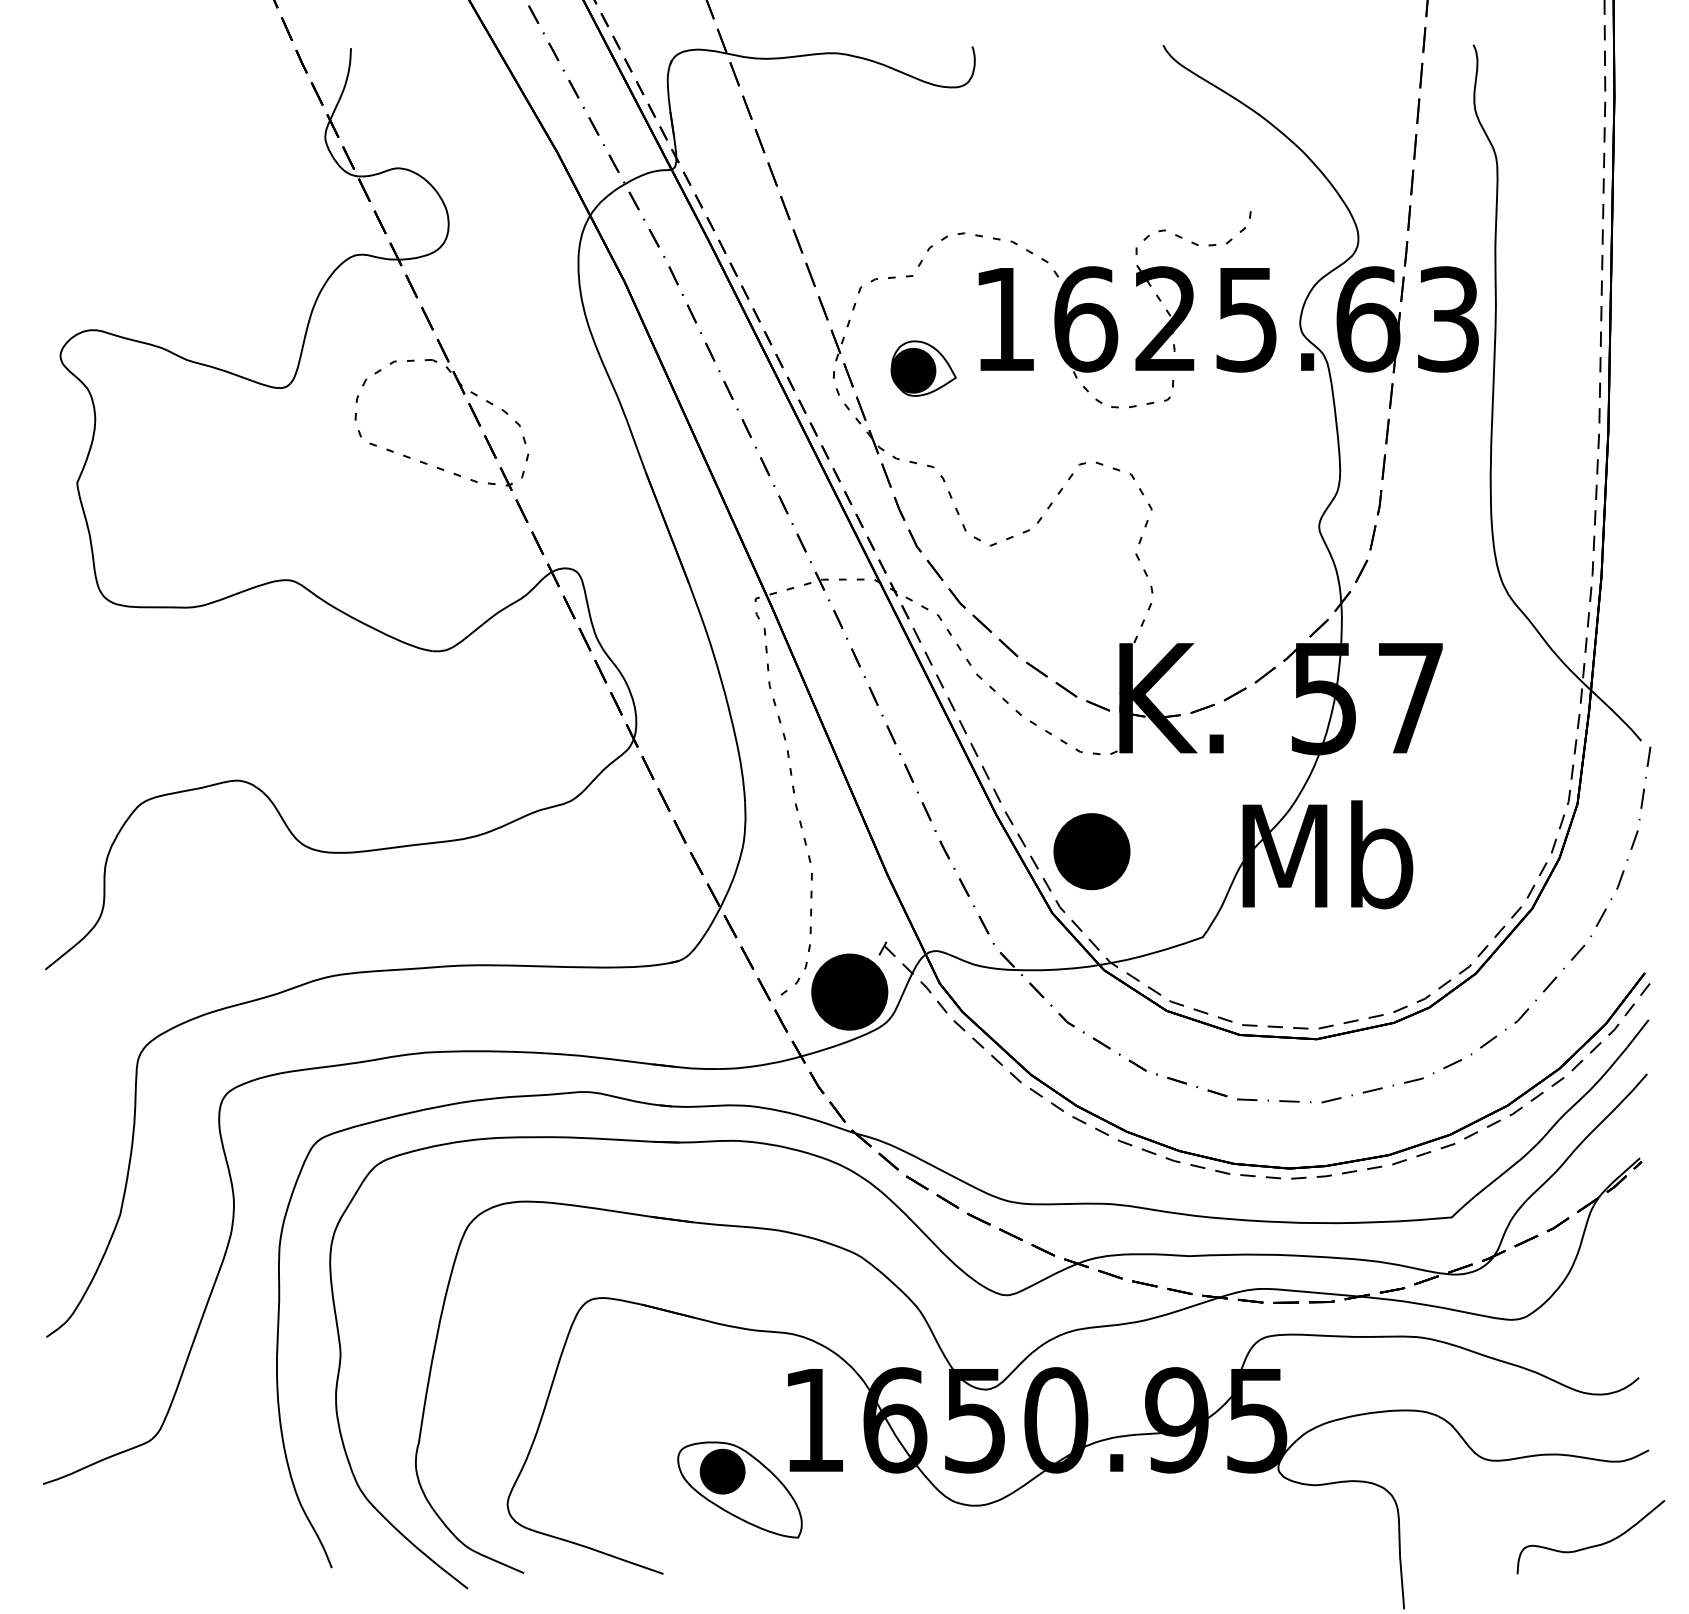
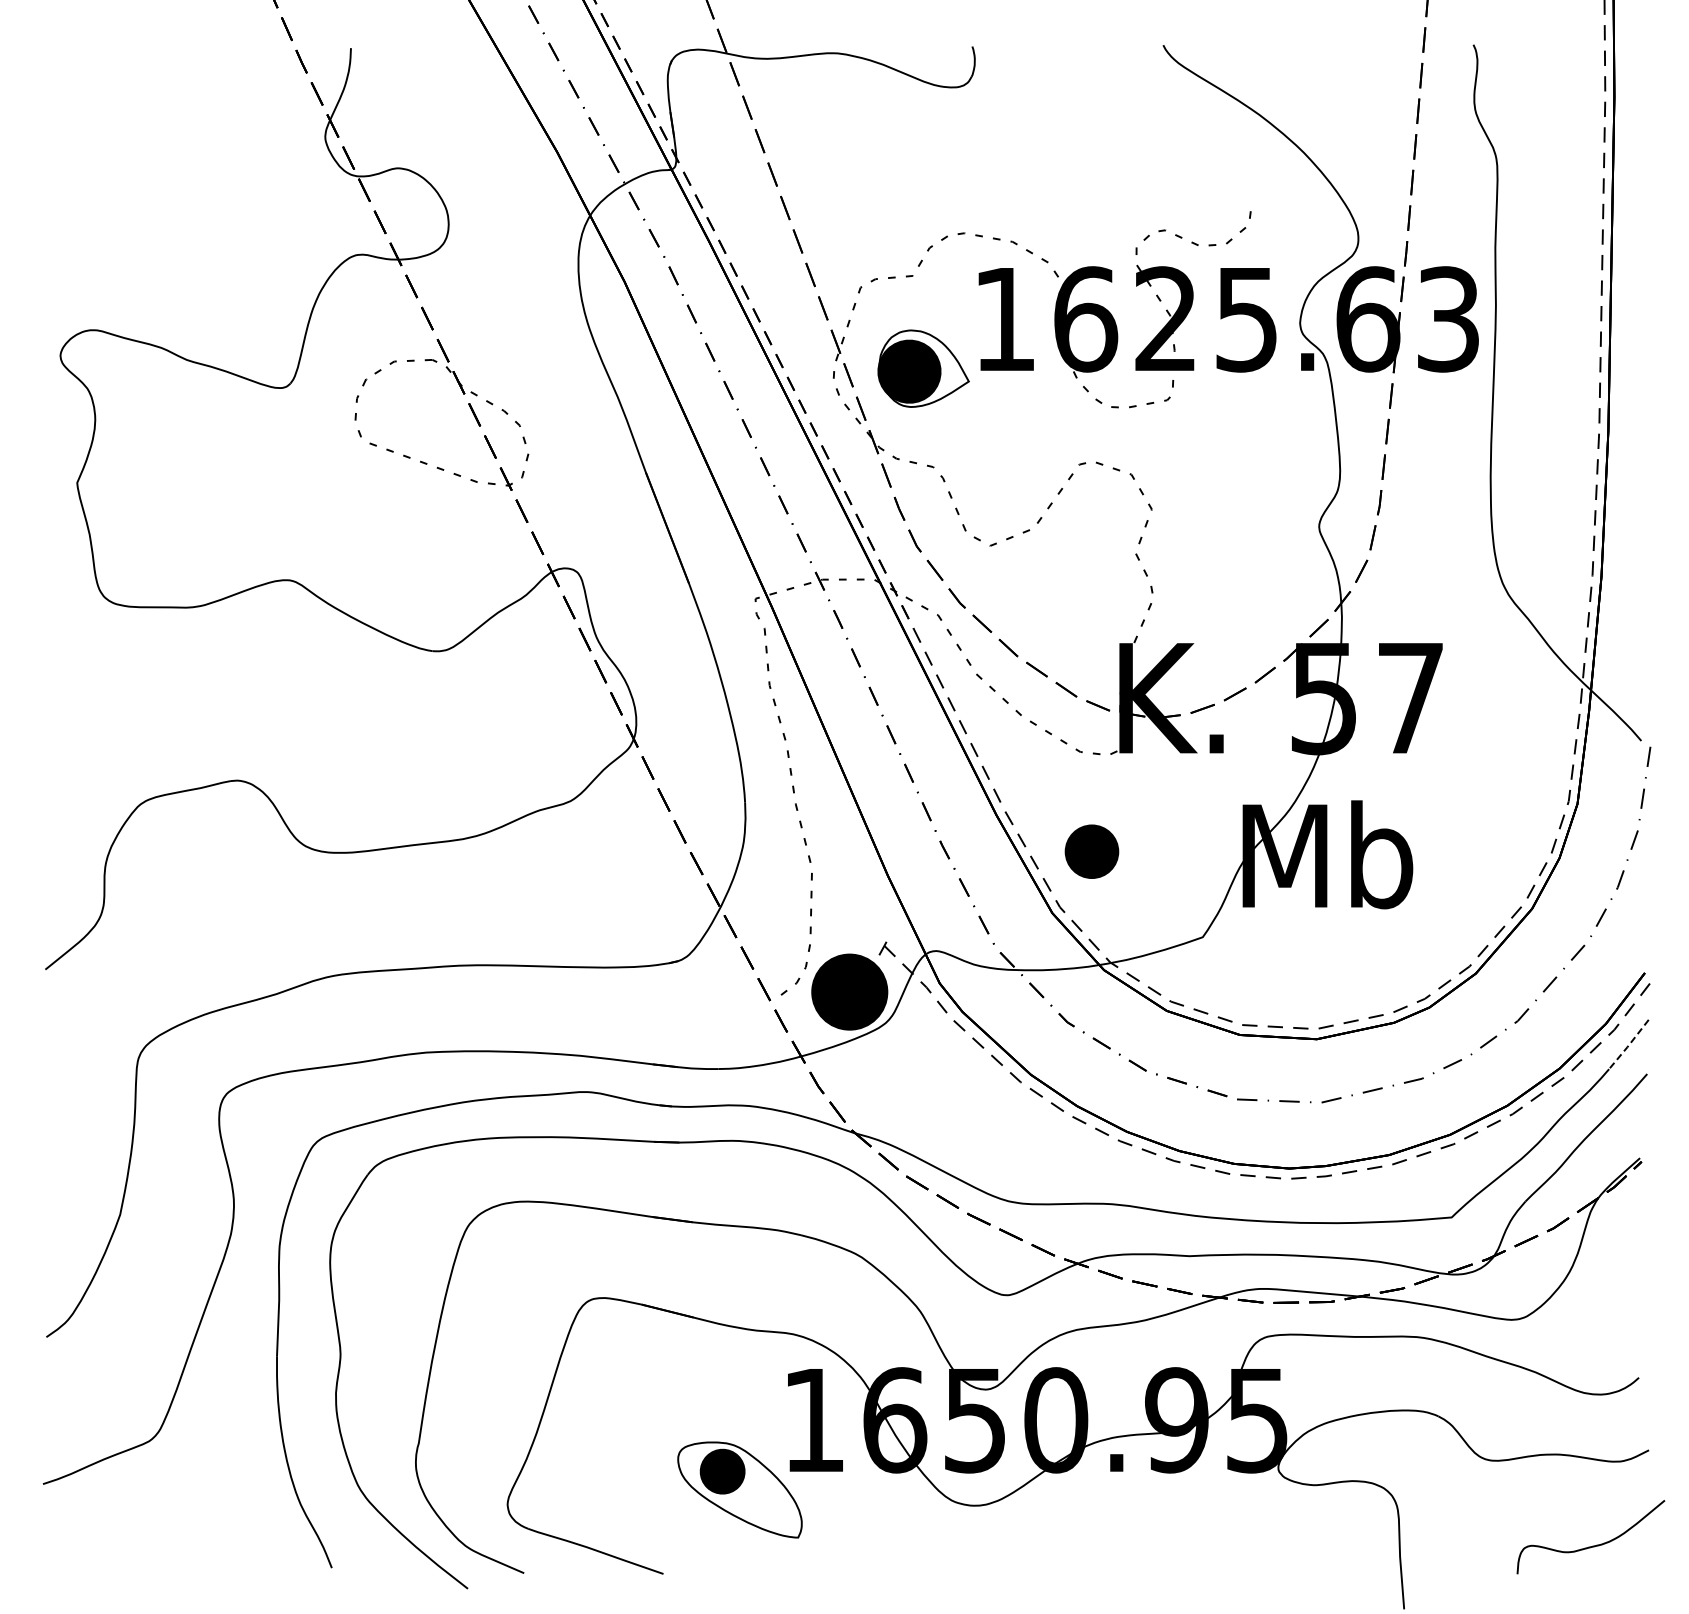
part size: 67x57 px -> 93x79 px (923, 368)
part size: 78x78 px -> 56x55 px (1091, 851)
line: solid -> dashed (1628, 1045)
